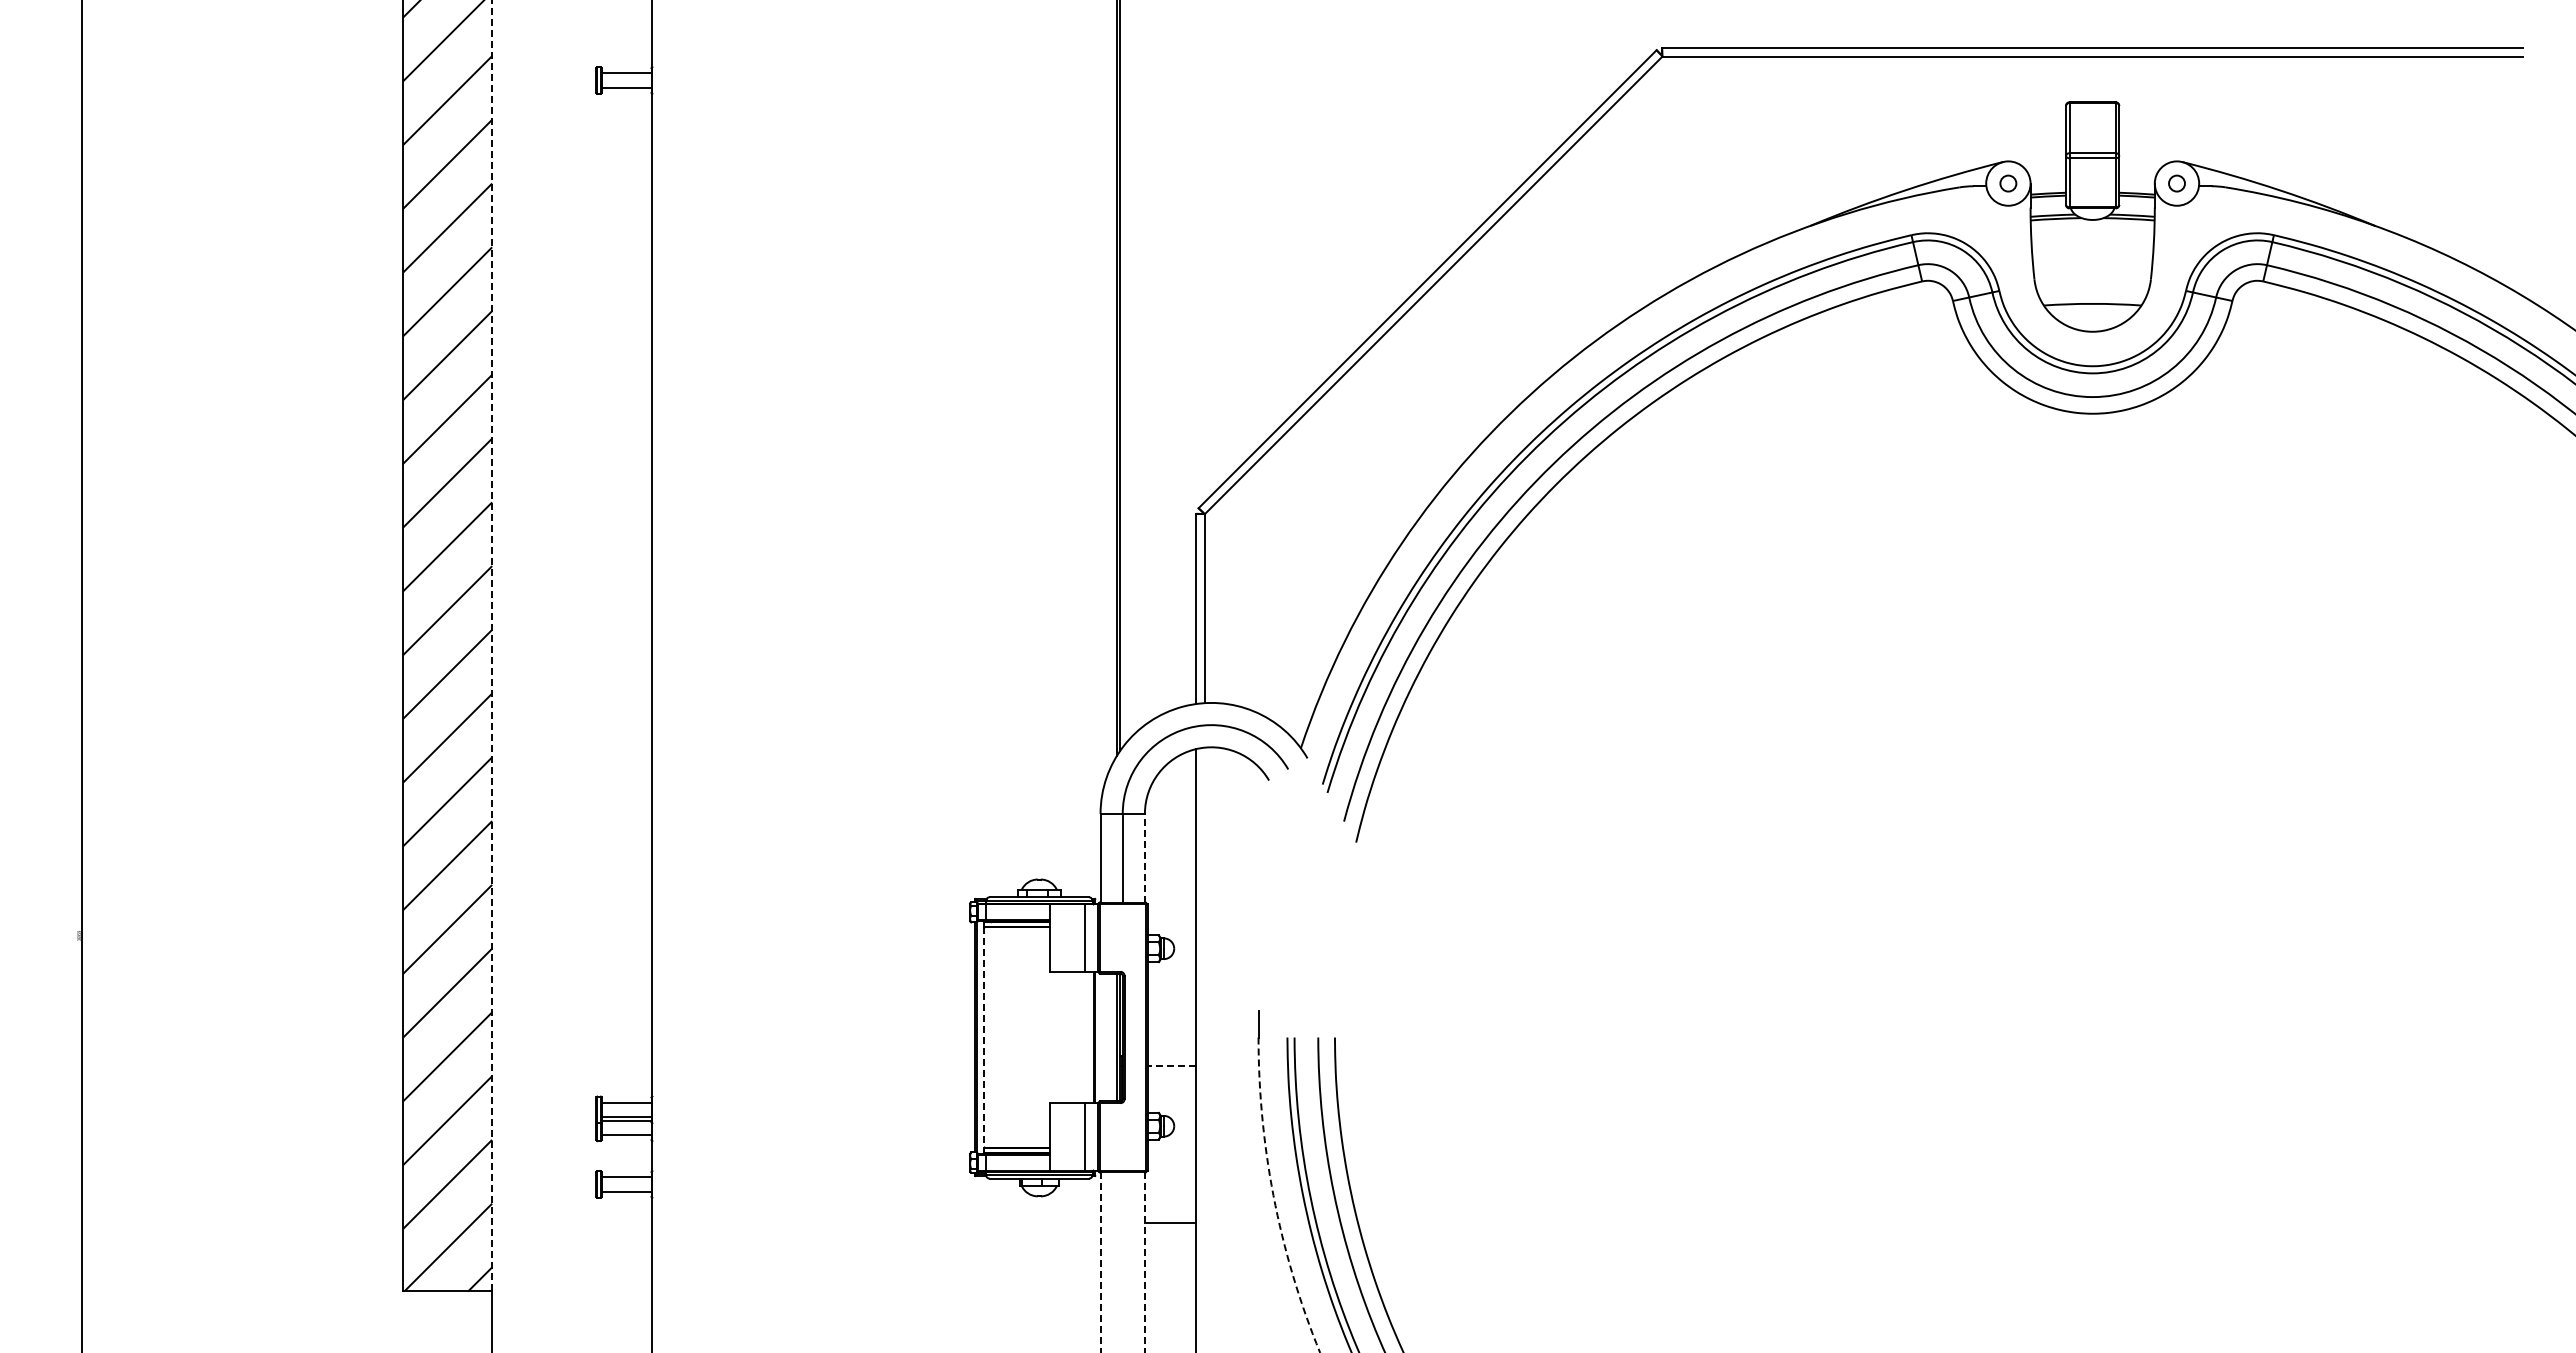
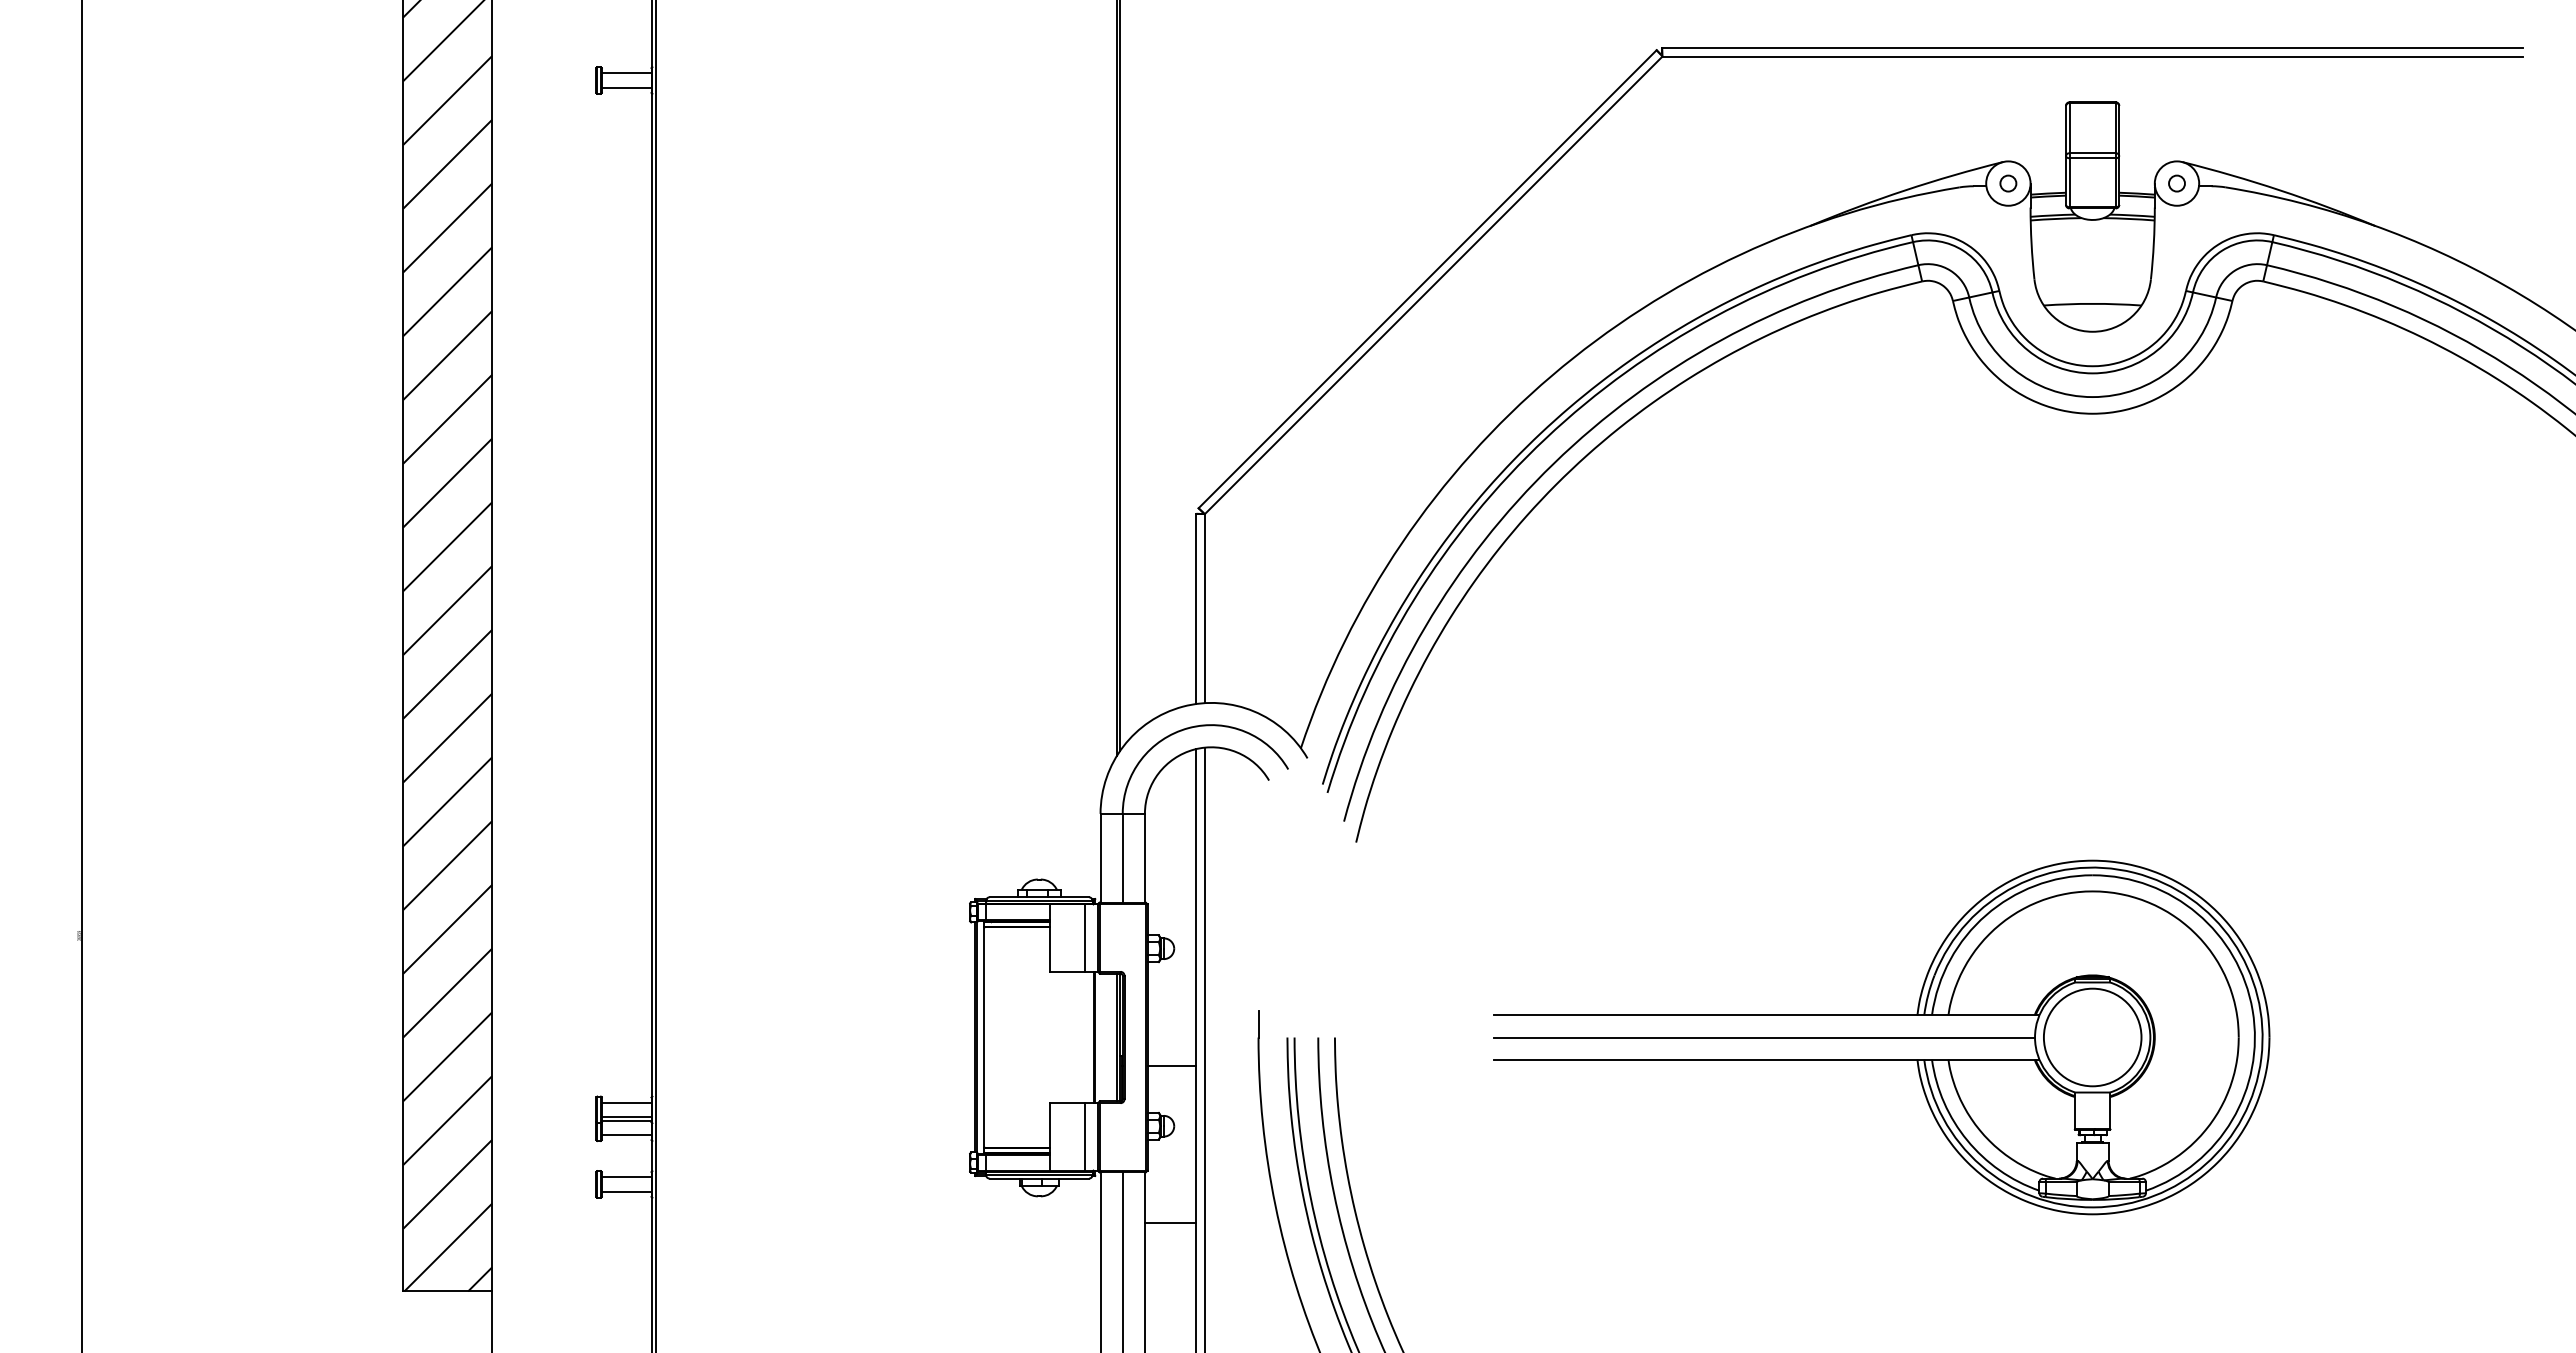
line: dashed -> solid (492, 645)
line: none -> present (655, 675)
line: dashed -> solid (1144, 857)
part: none -> present (1881, 1037)
line: dashed -> solid (984, 1038)
line: none -> present (1204, 1048)
line: dashed -> solid (1171, 1065)
arc: dashed -> solid (1274, 1198)
line: none -> present (1122, 1260)
line: dashed -> solid (1100, 1262)
line: dashed -> solid (1144, 1262)
